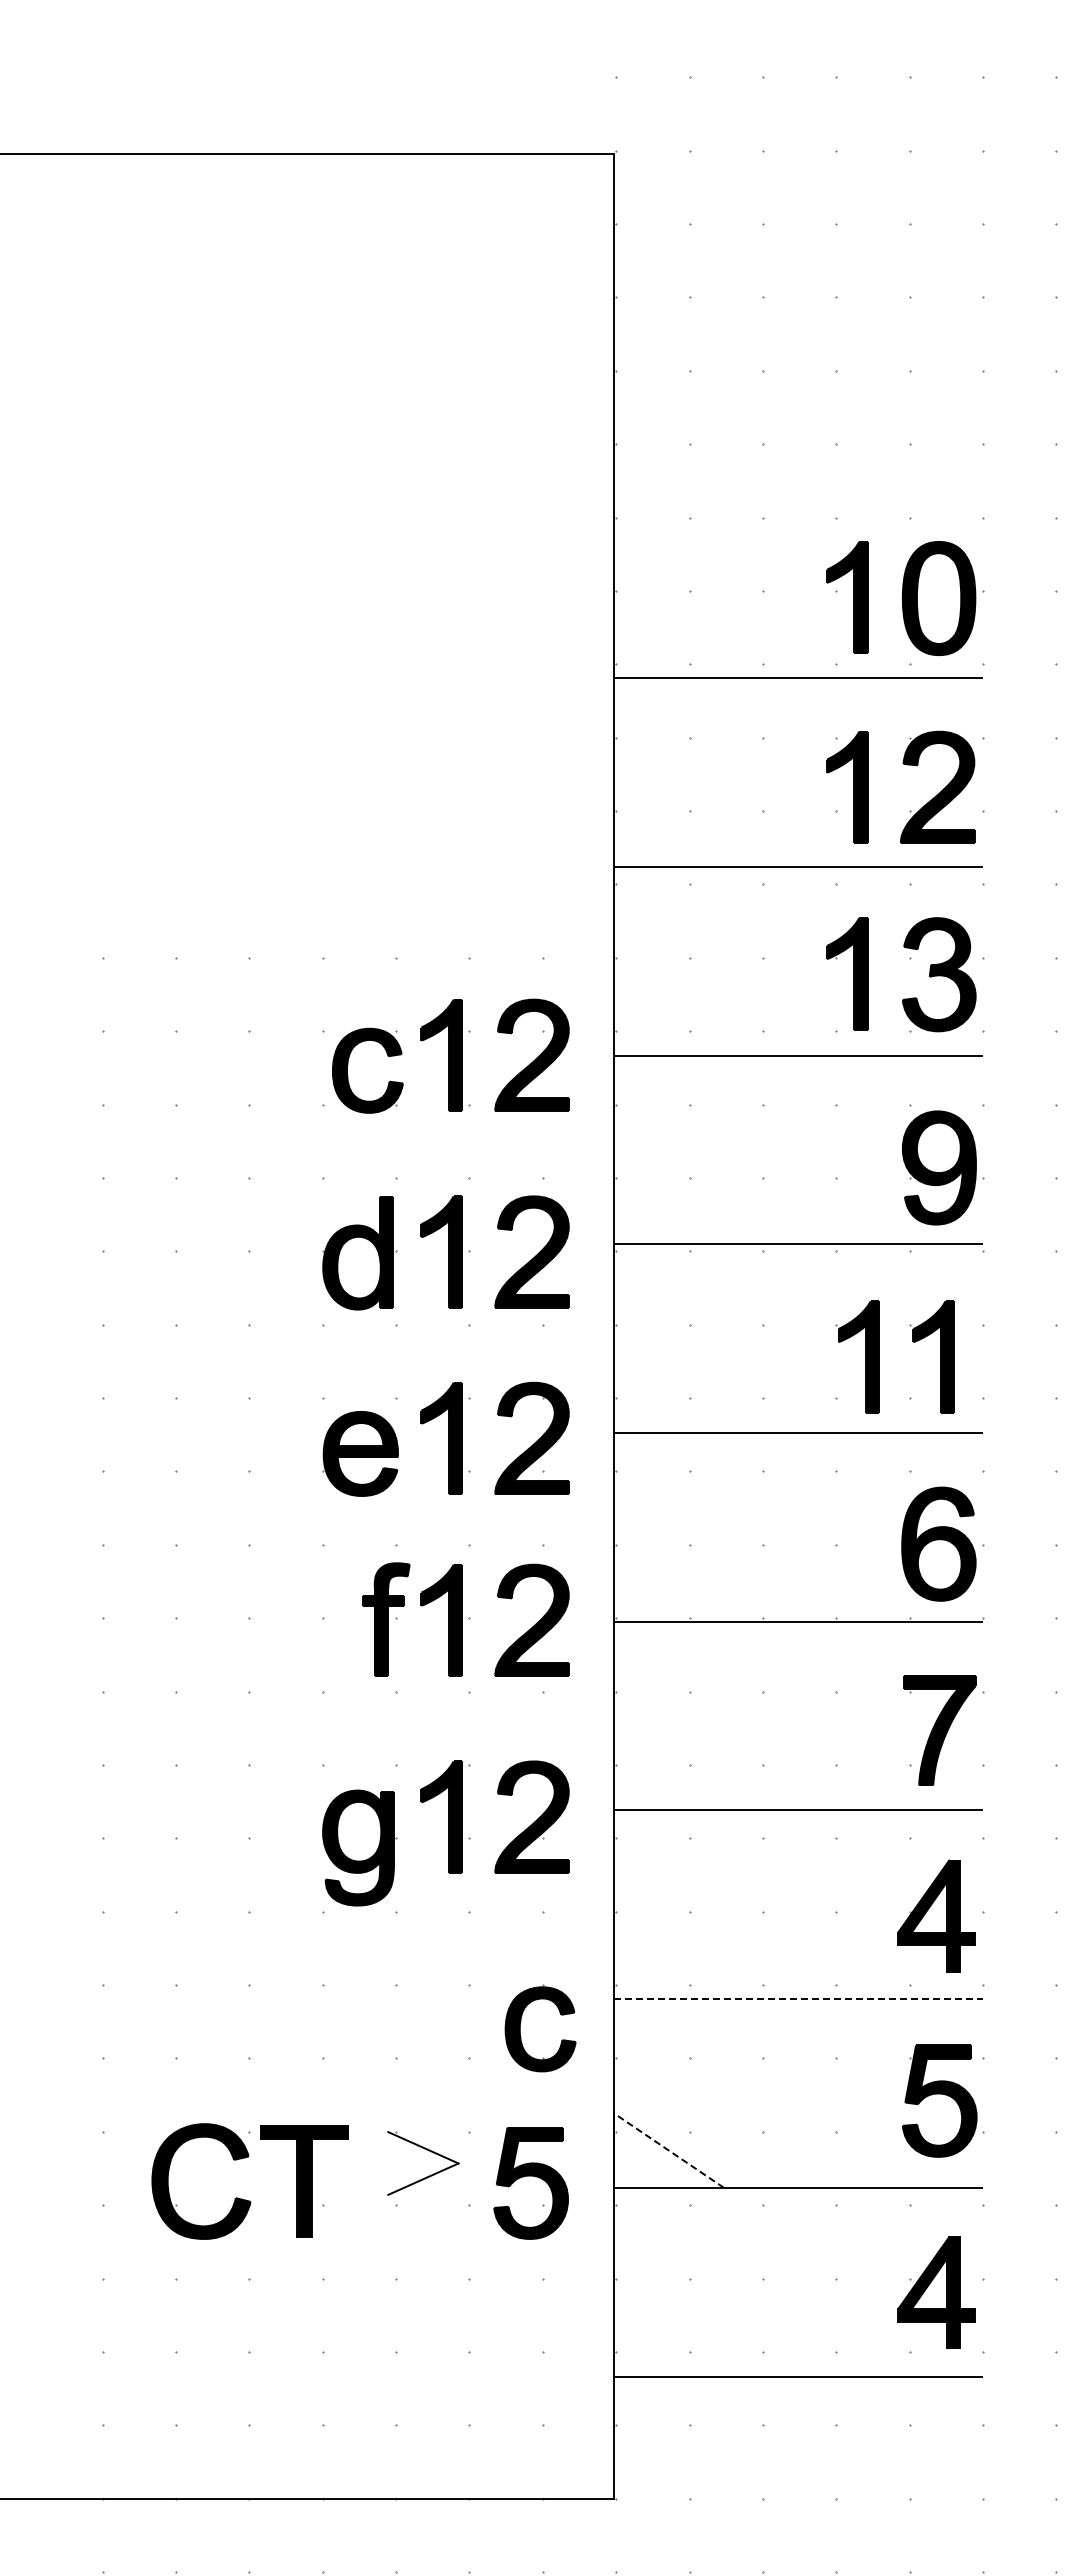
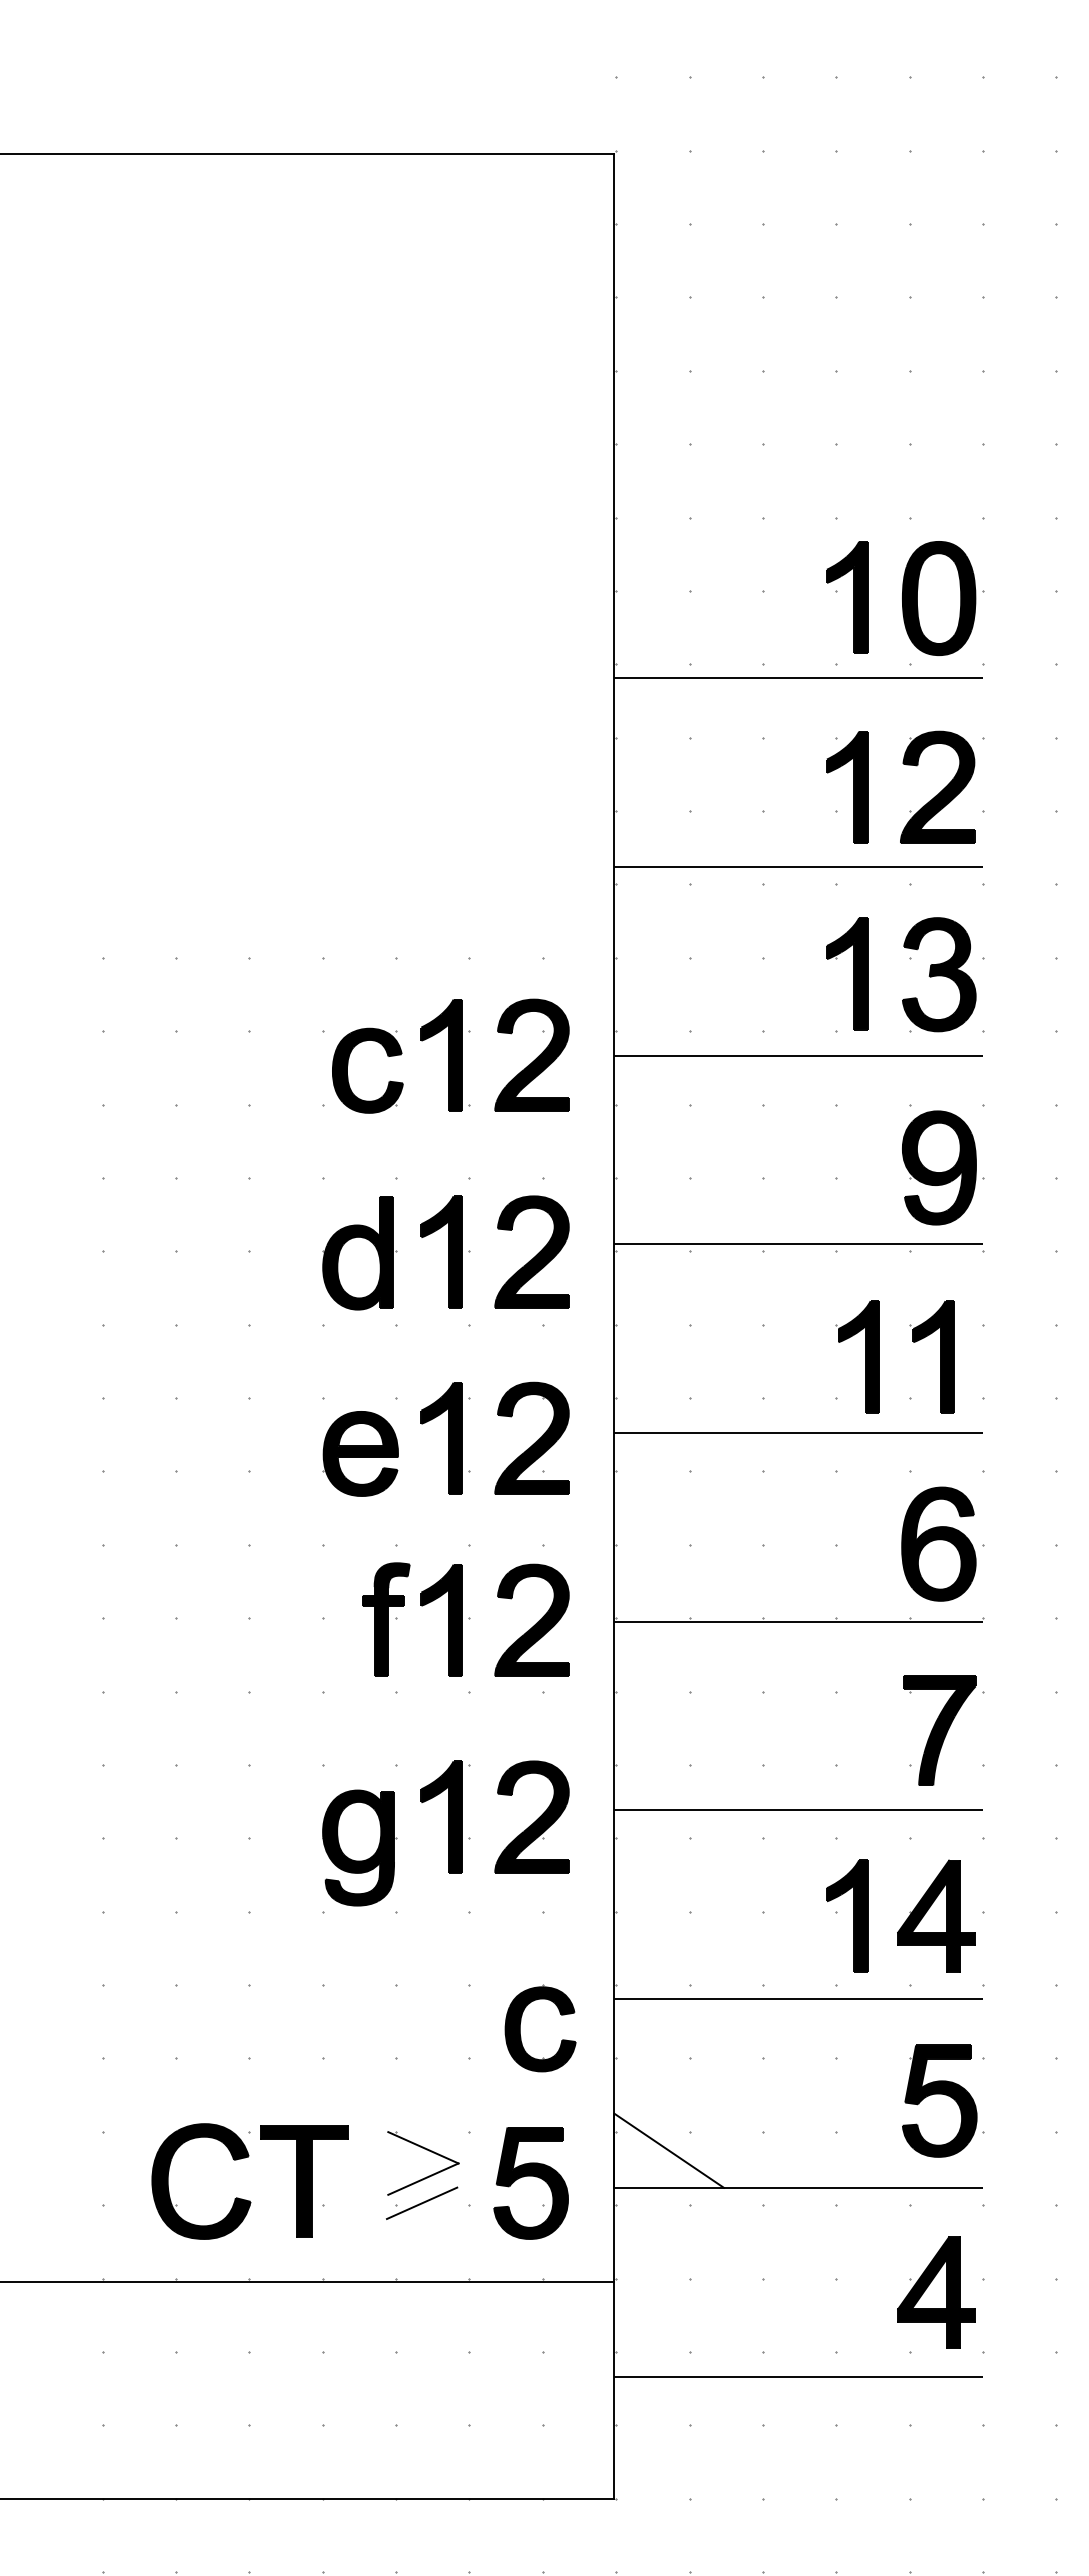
part: none -> present (847, 1915)
line: dashed -> solid (799, 1999)
line: dashed -> solid (668, 2150)
line: none -> present (421, 2203)
line: none -> present (308, 2281)
